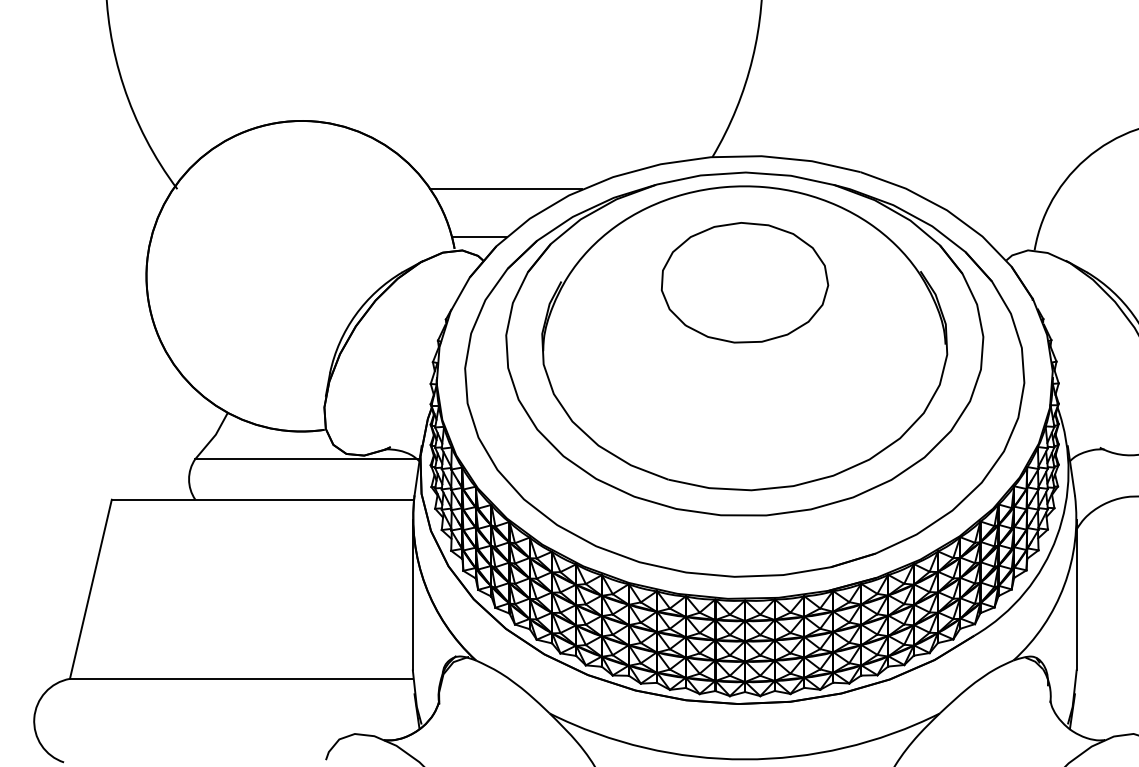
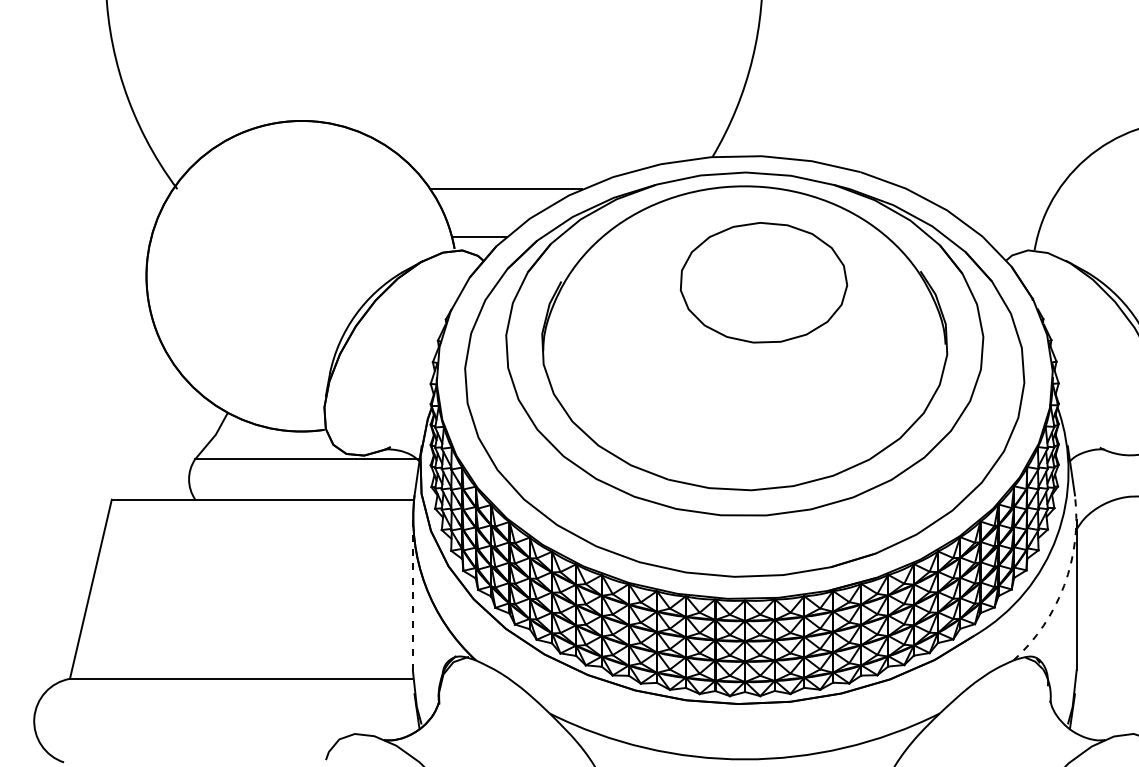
part position: (745, 282) -> (764, 282) (764, 282)
arc: solid -> dashed (1064, 585)
line: solid -> dashed (412, 594)
